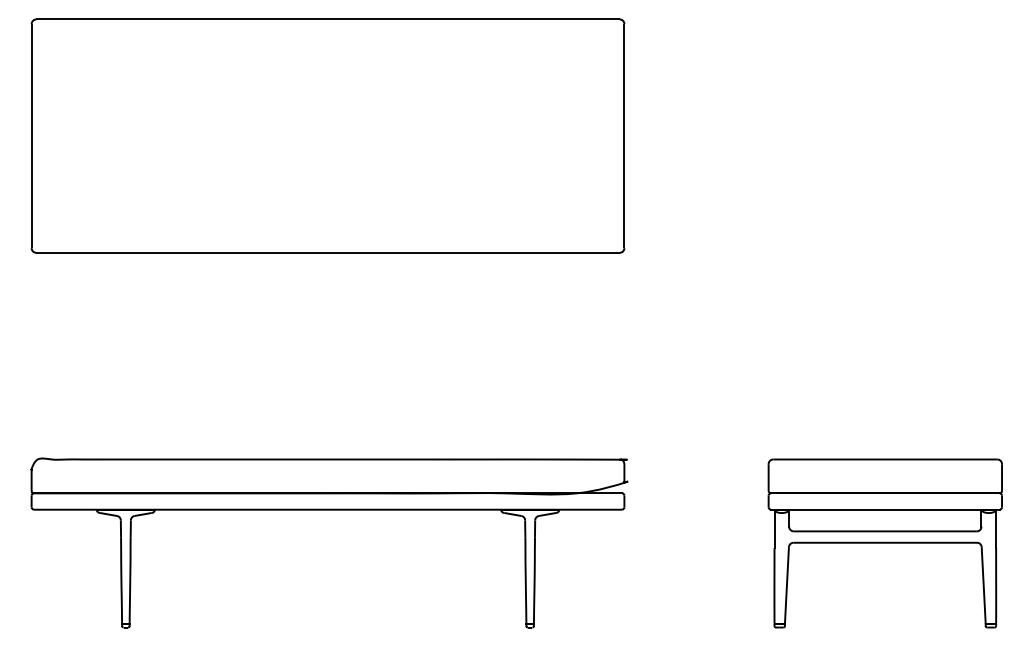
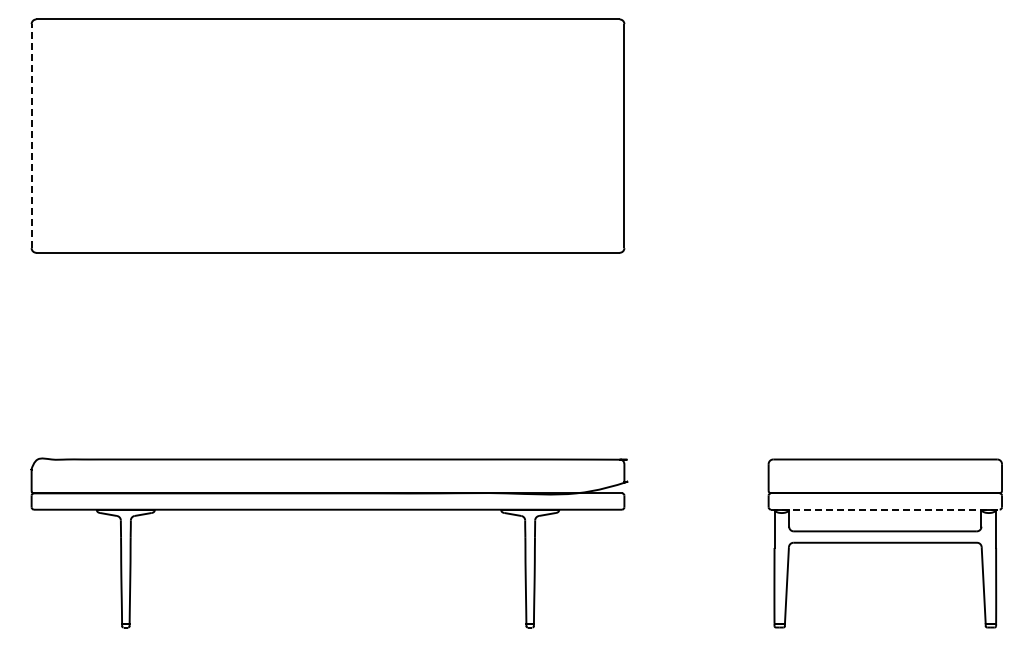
line: solid -> dashed (31, 135)
line: solid -> dashed (885, 509)
